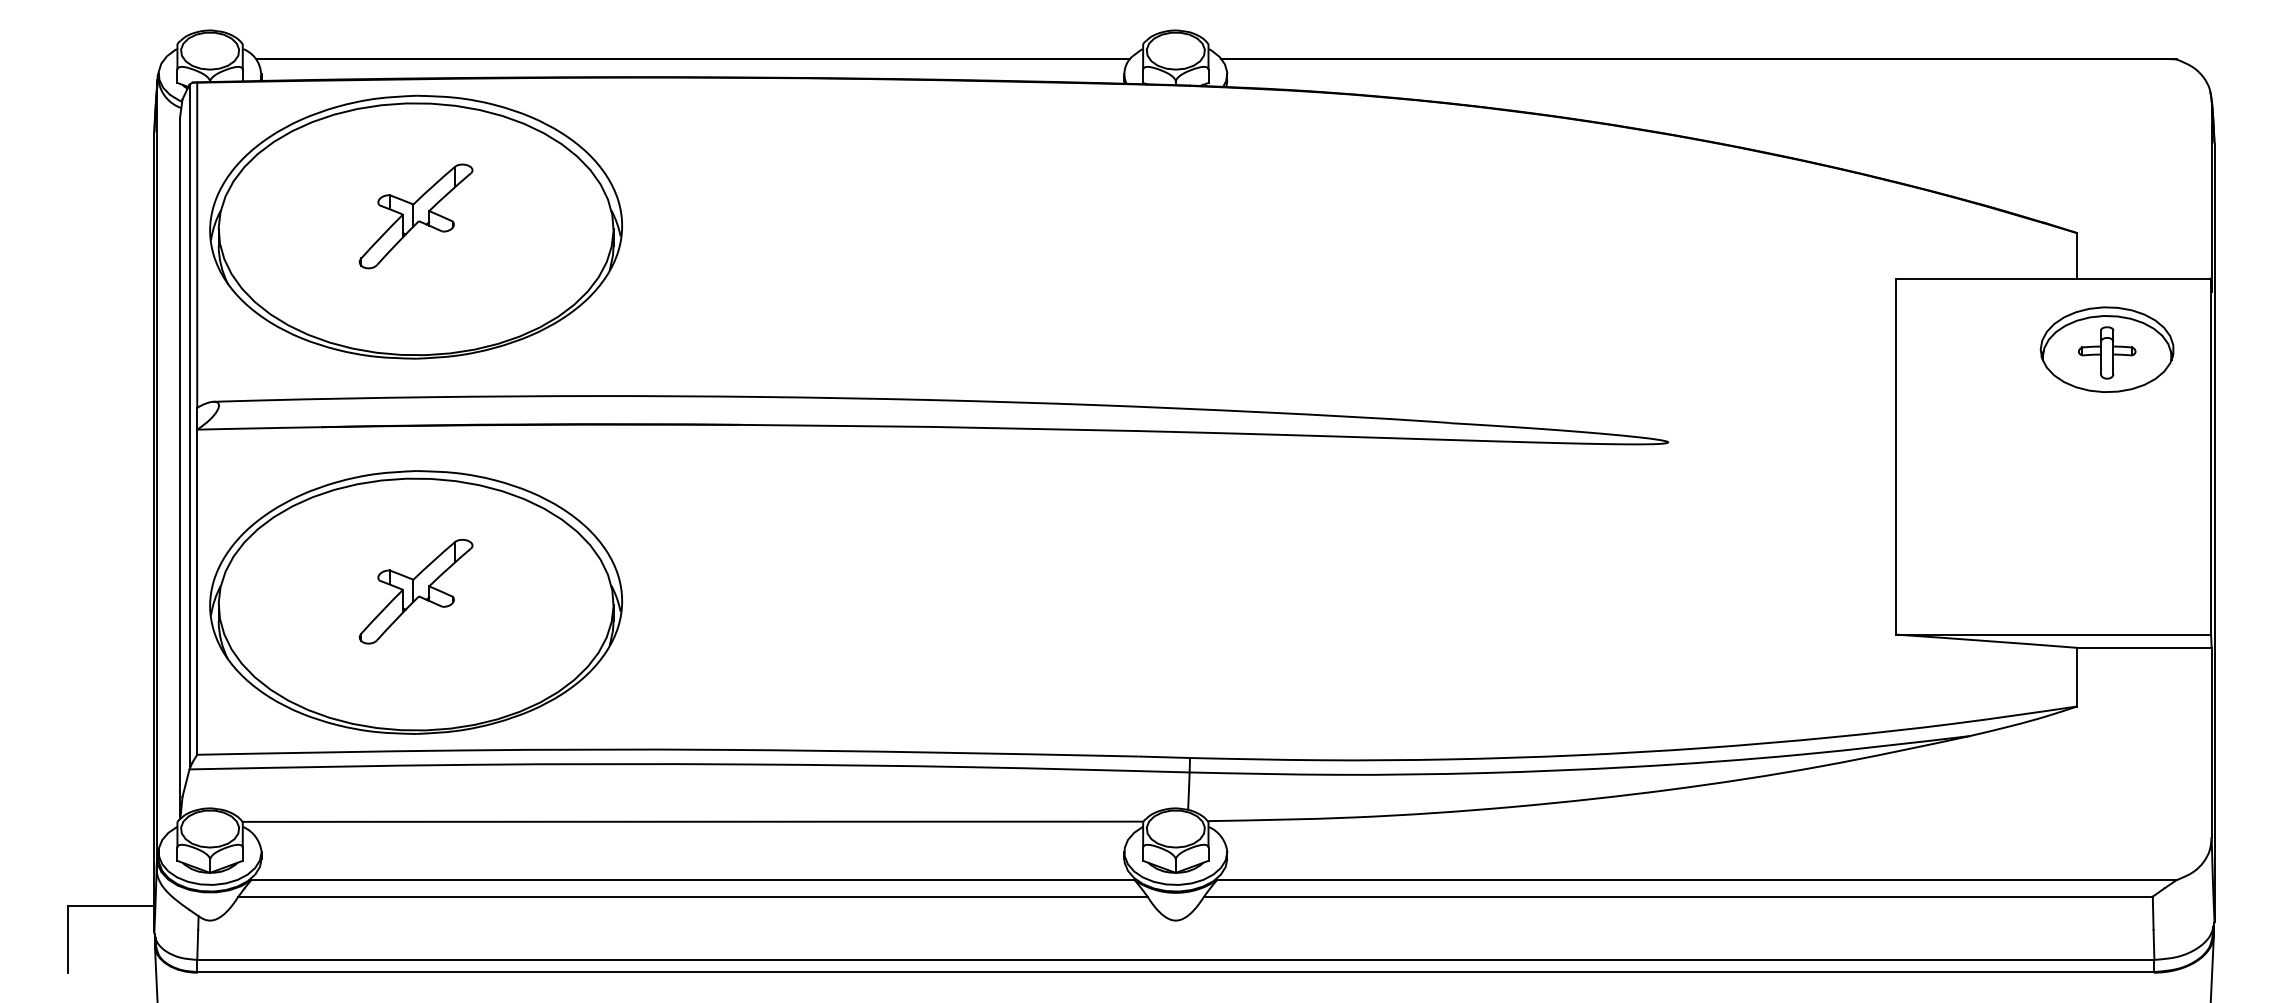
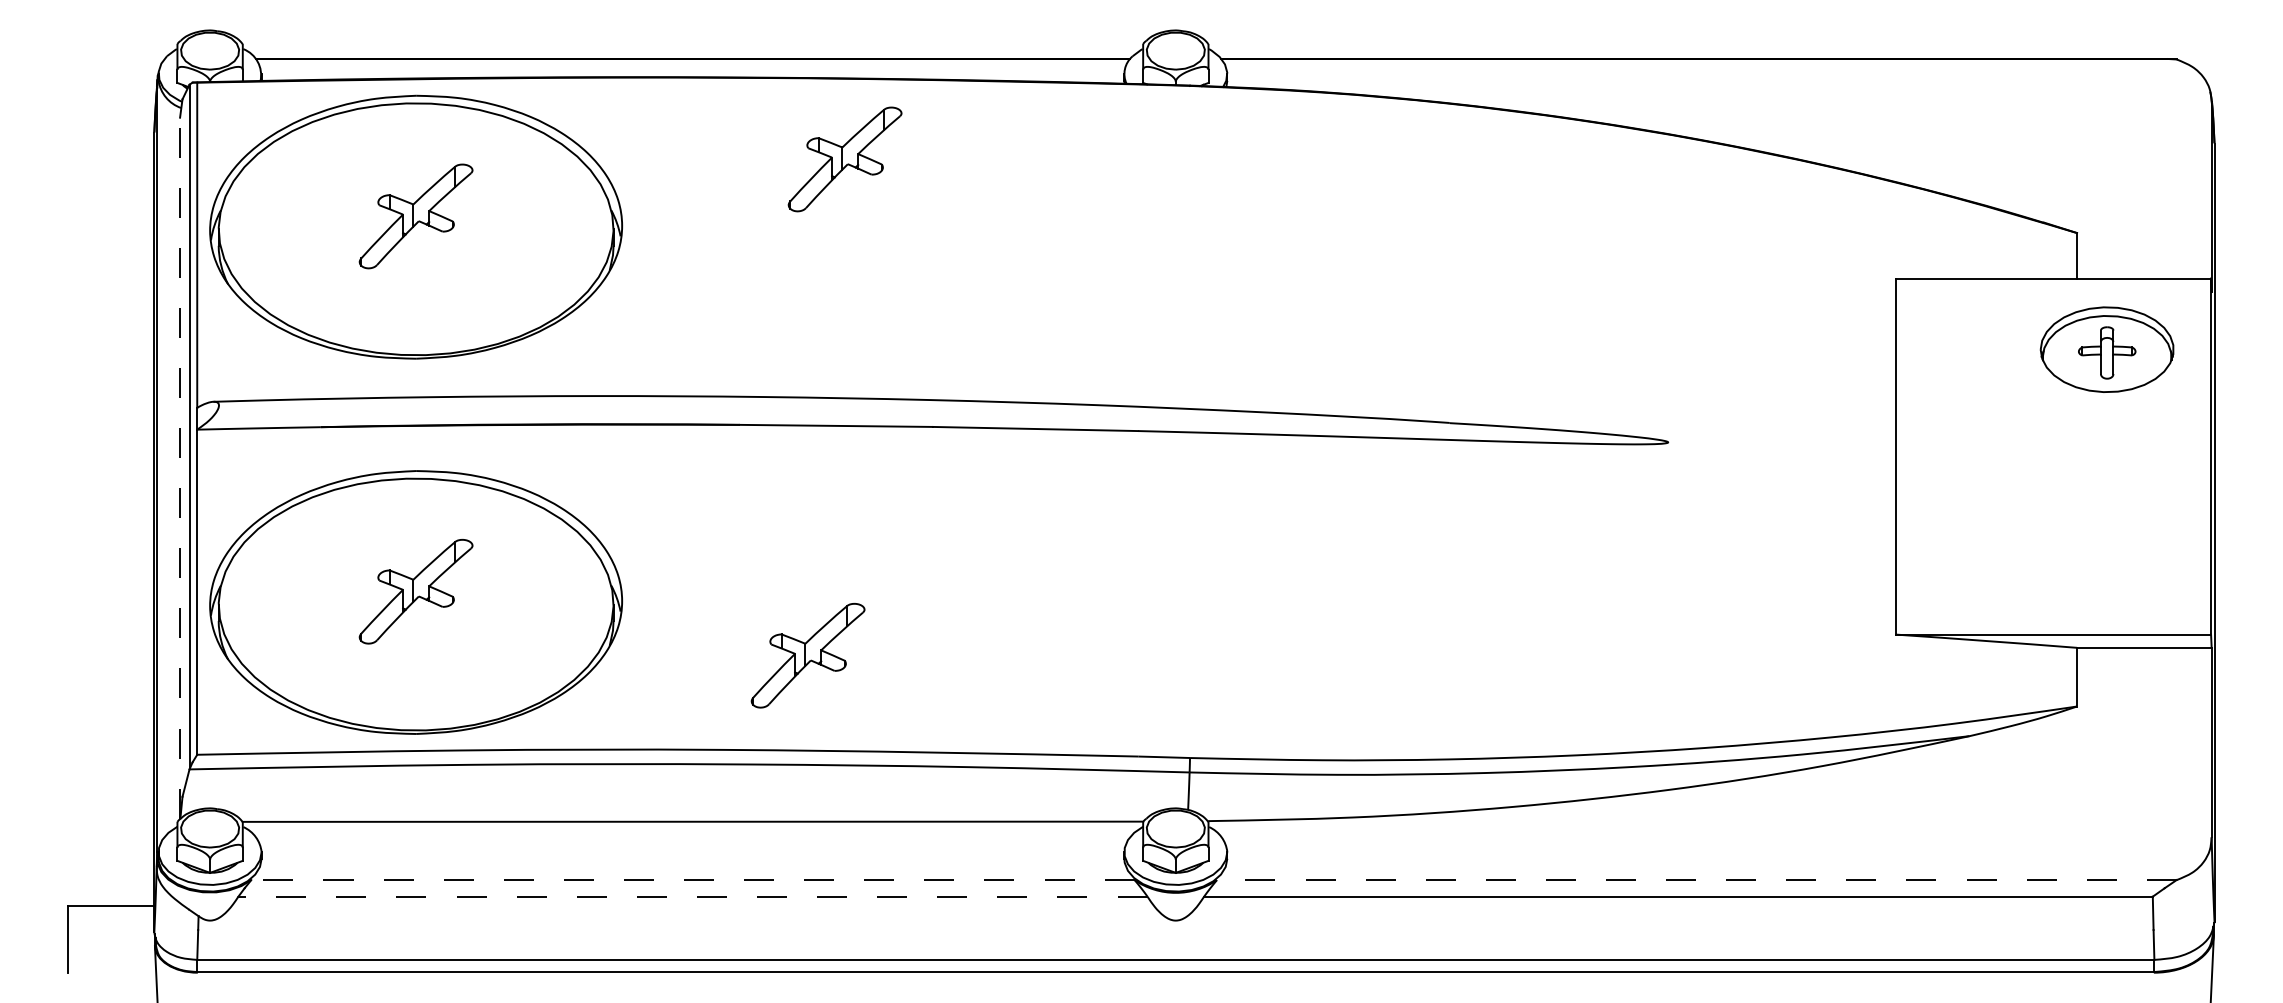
part: none -> present (844, 159)
line: solid -> dashed (180, 467)
part: none -> present (807, 655)
line: solid -> dashed (692, 880)
line: solid -> dashed (1696, 880)
line: solid -> dashed (692, 896)
